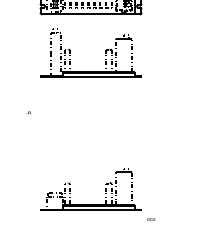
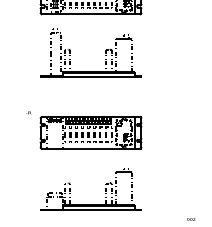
part: none -> present (90, 132)
text position: (151, 219) -> (191, 219) (191, 219)
